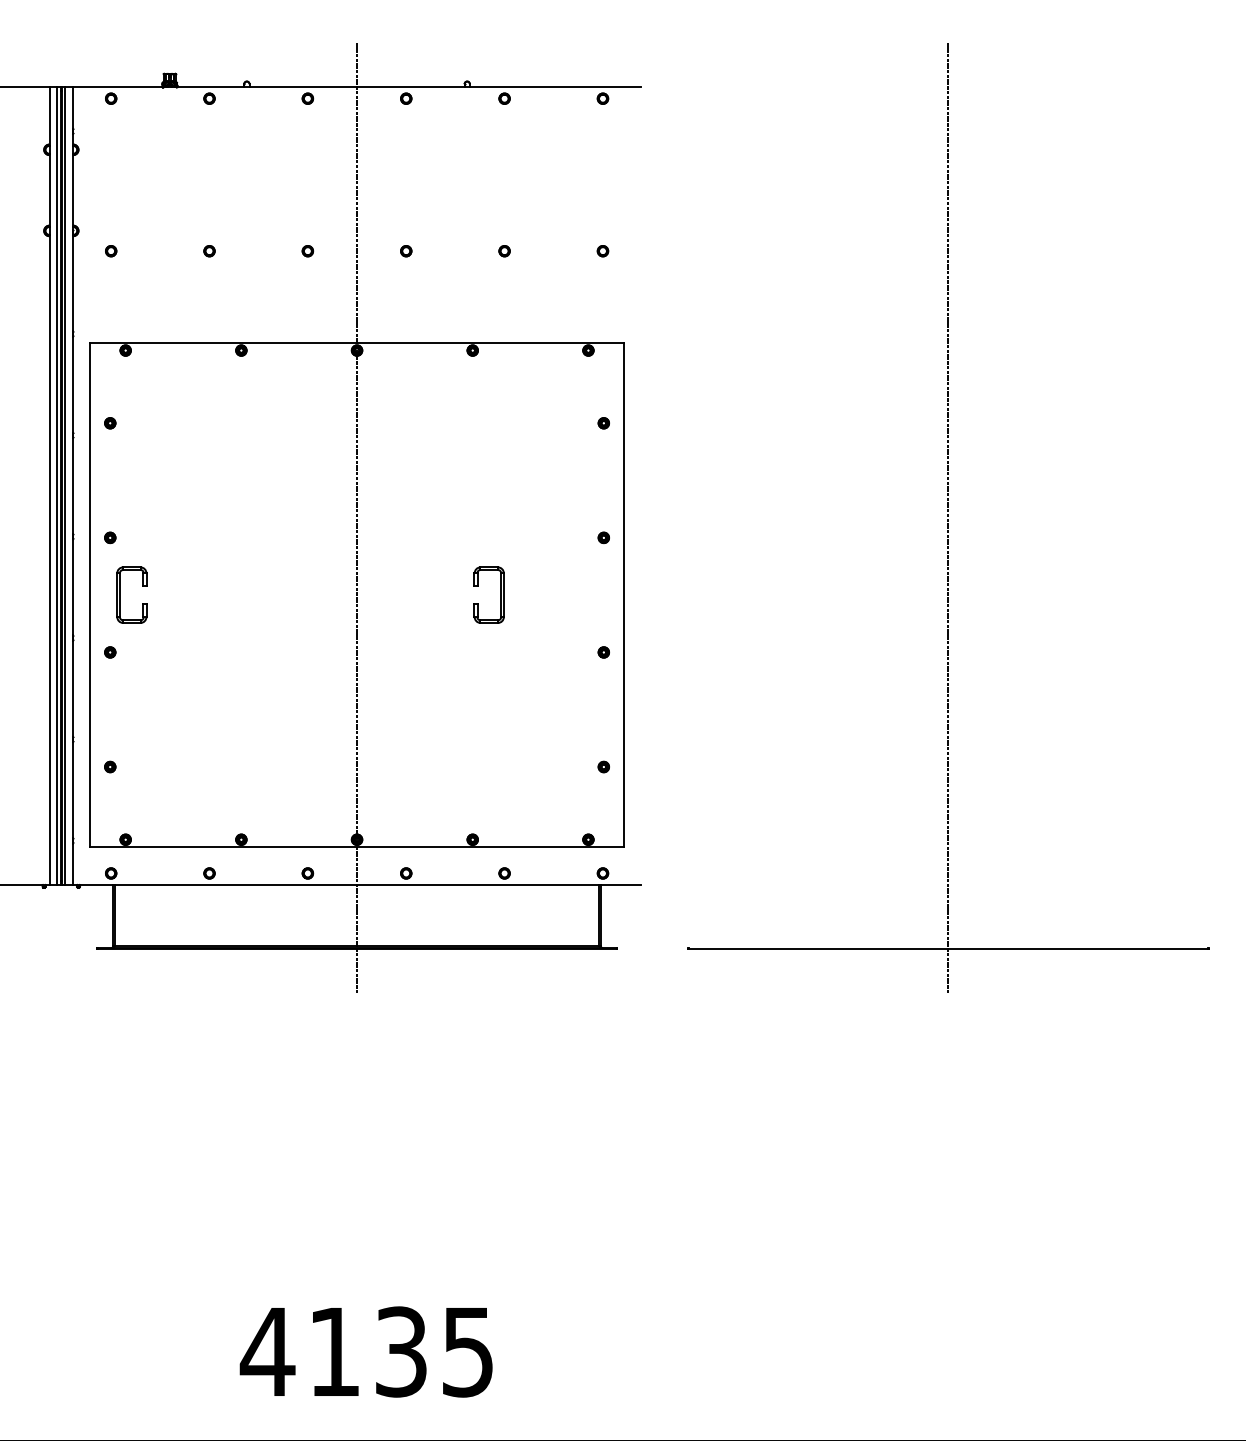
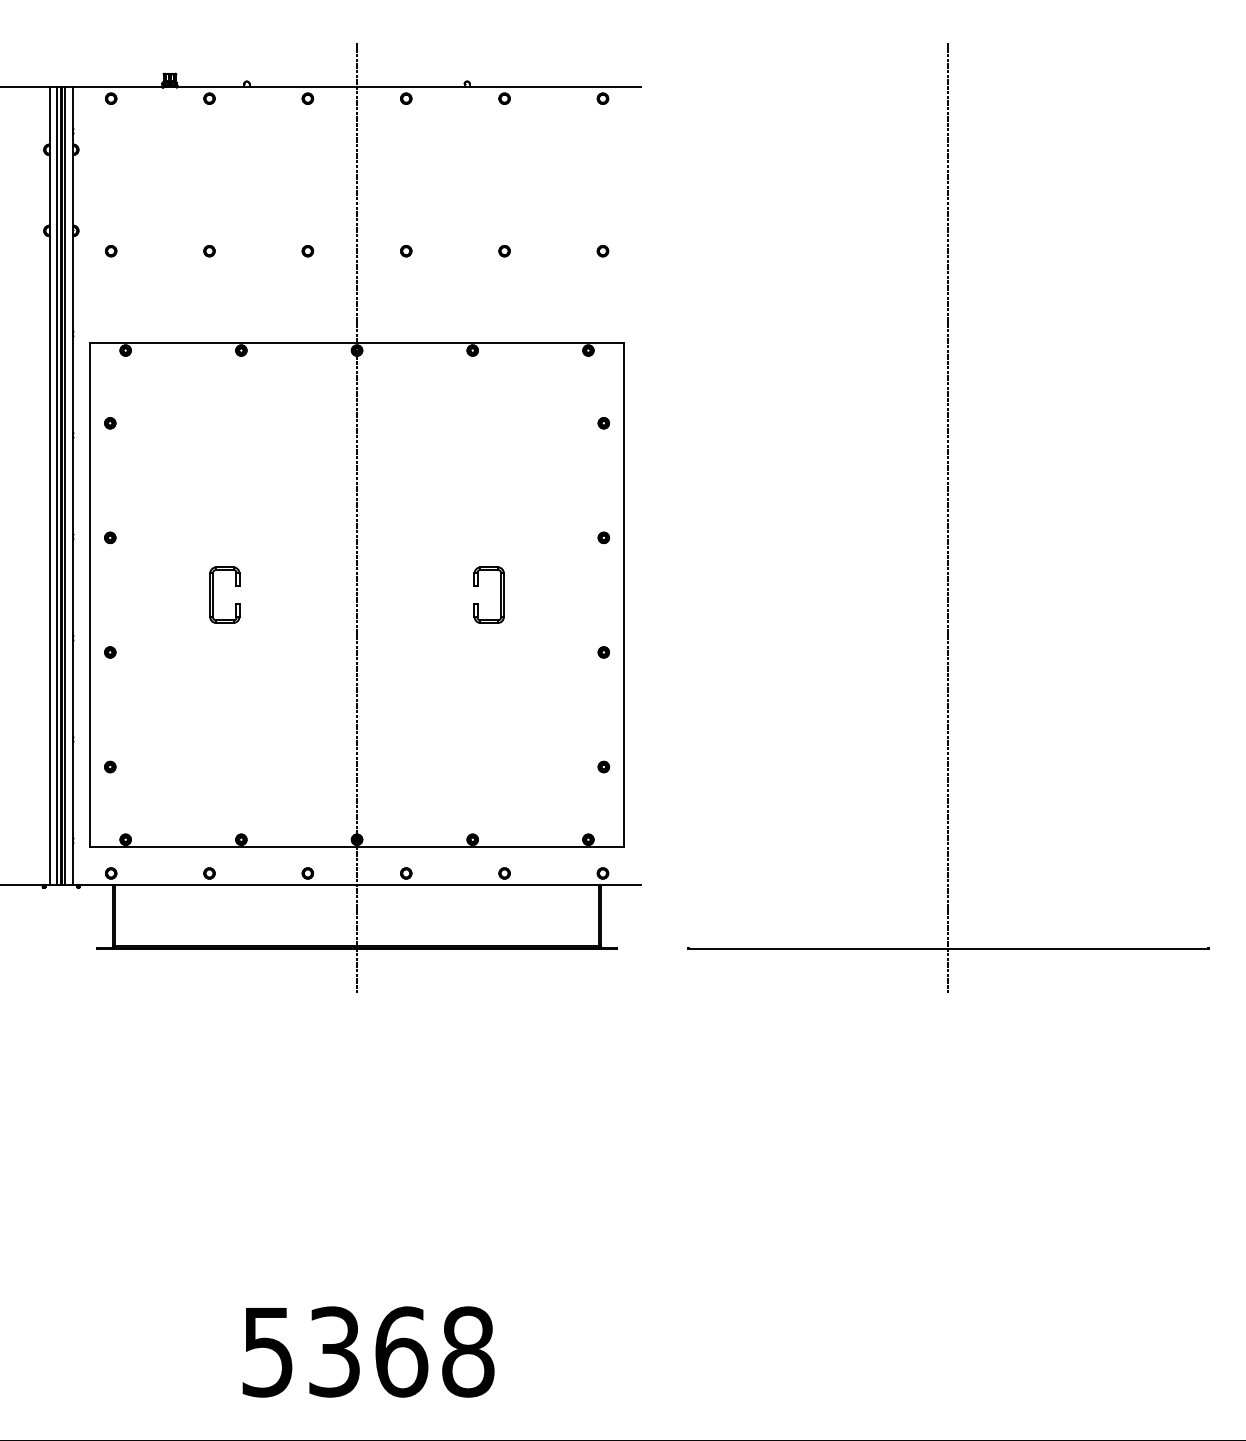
part position: (120, 594) -> (213, 594) (213, 594)
text: 4135 -> 5368 (366, 1351)
